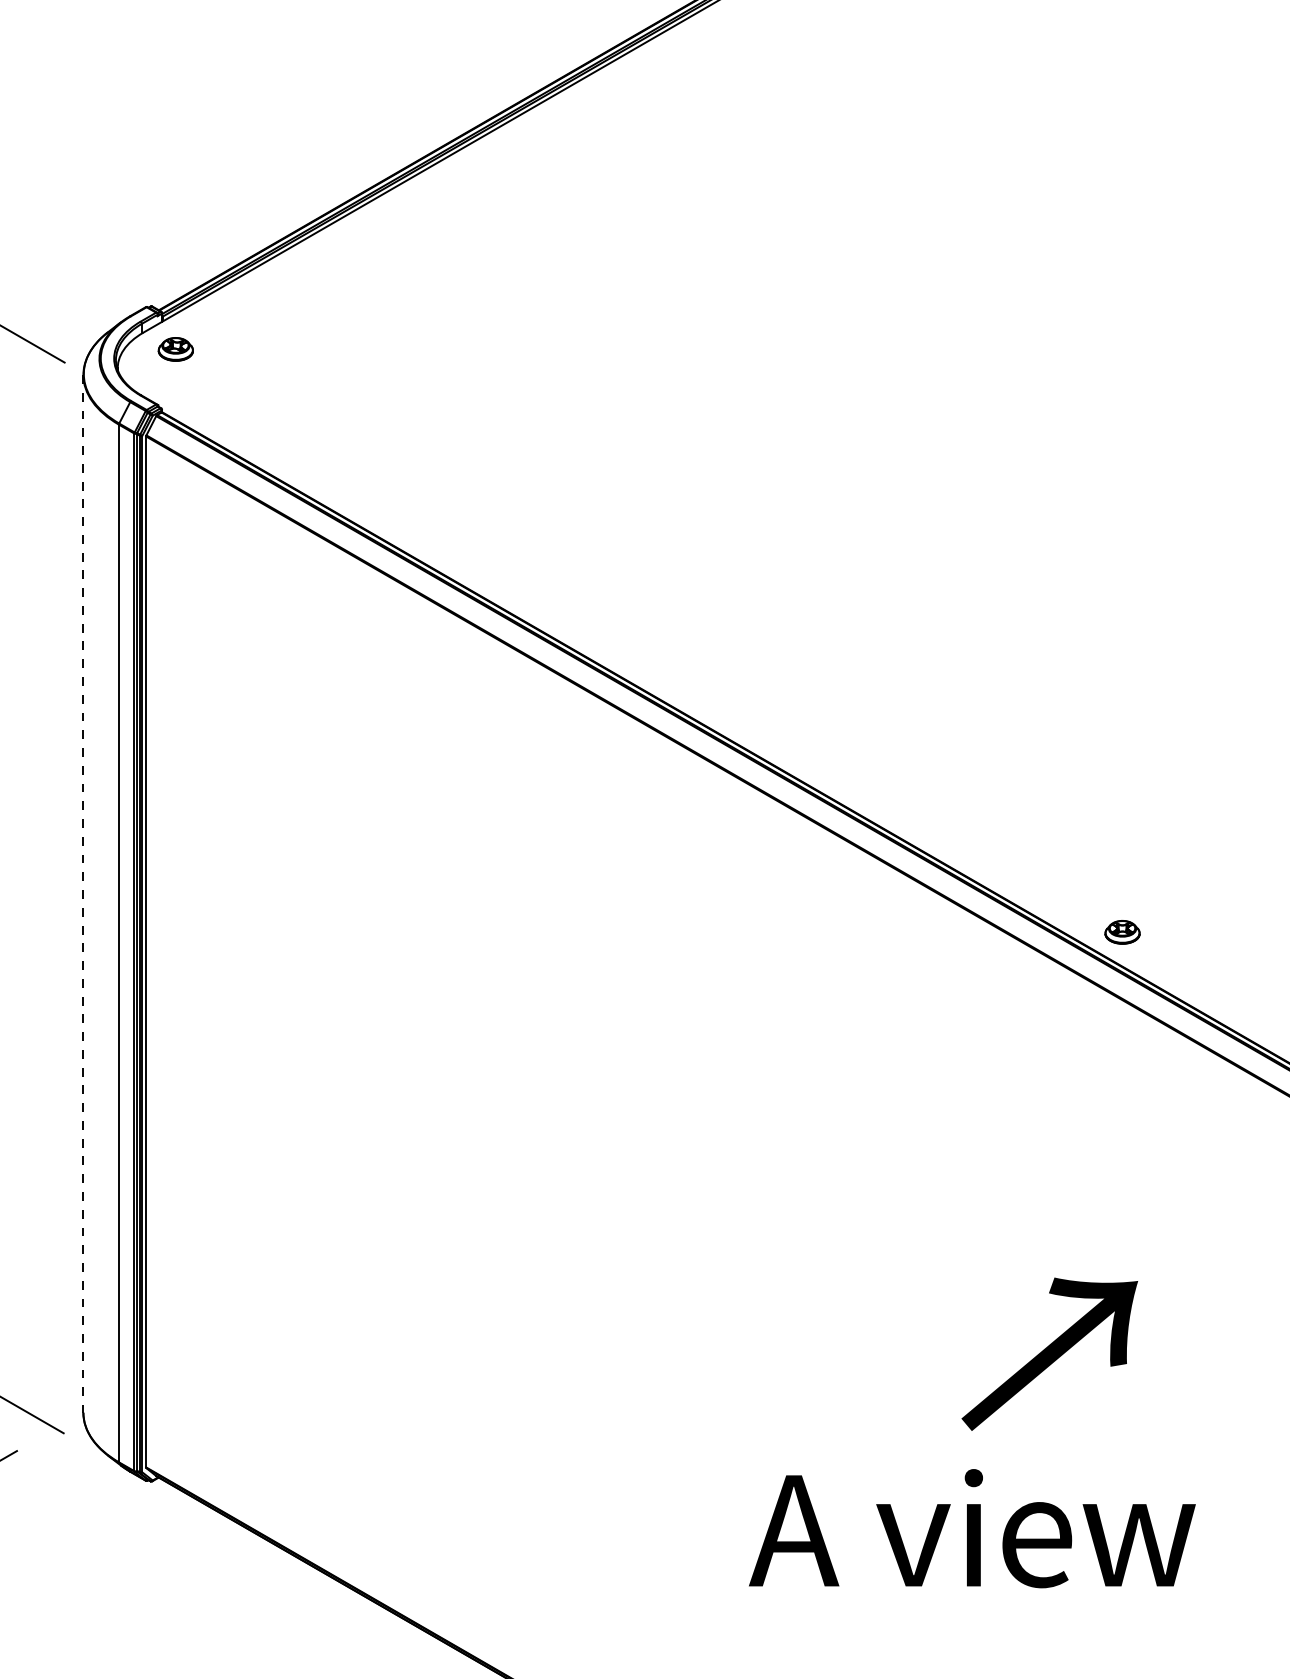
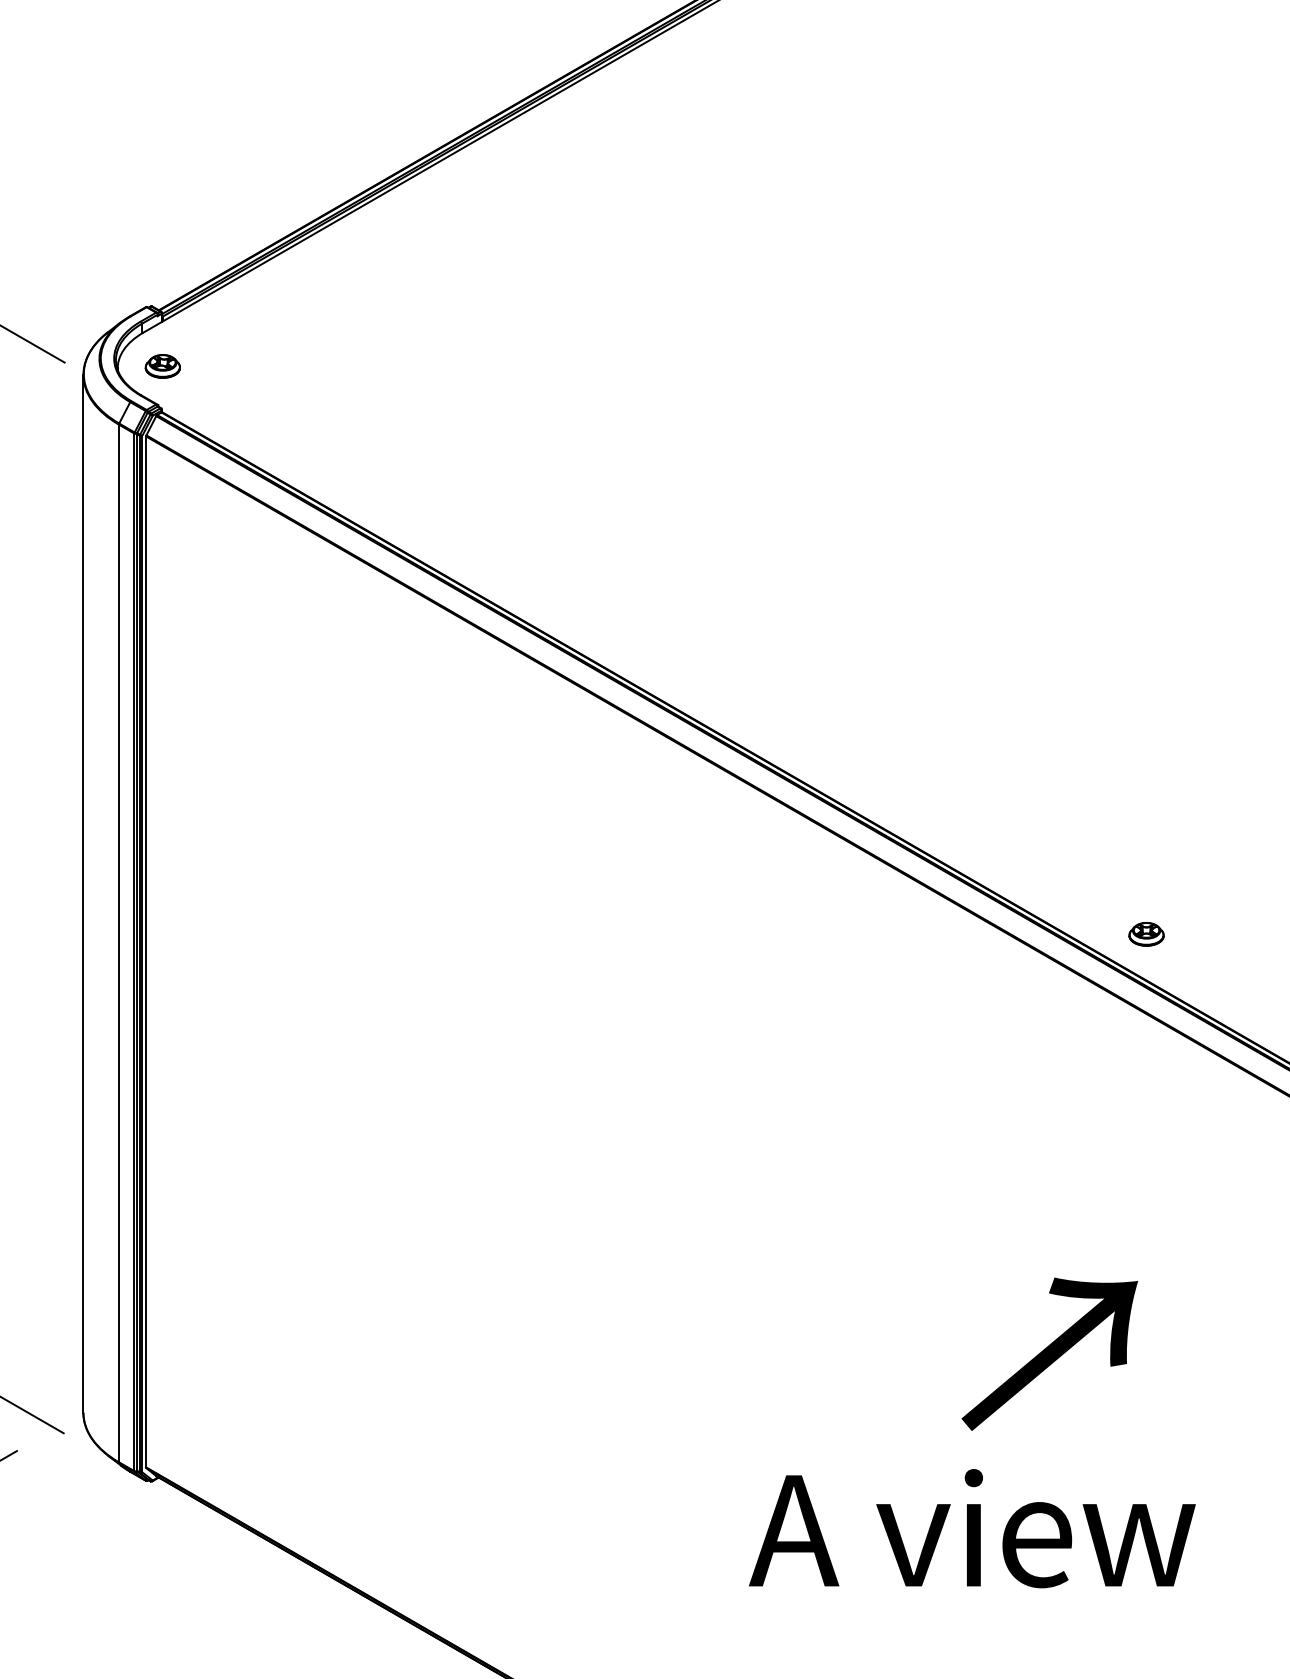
part position: (175, 349) -> (162, 366) (162, 366)
line: dashed -> solid (83, 893)
part position: (1122, 932) -> (1146, 934) (1146, 934)
